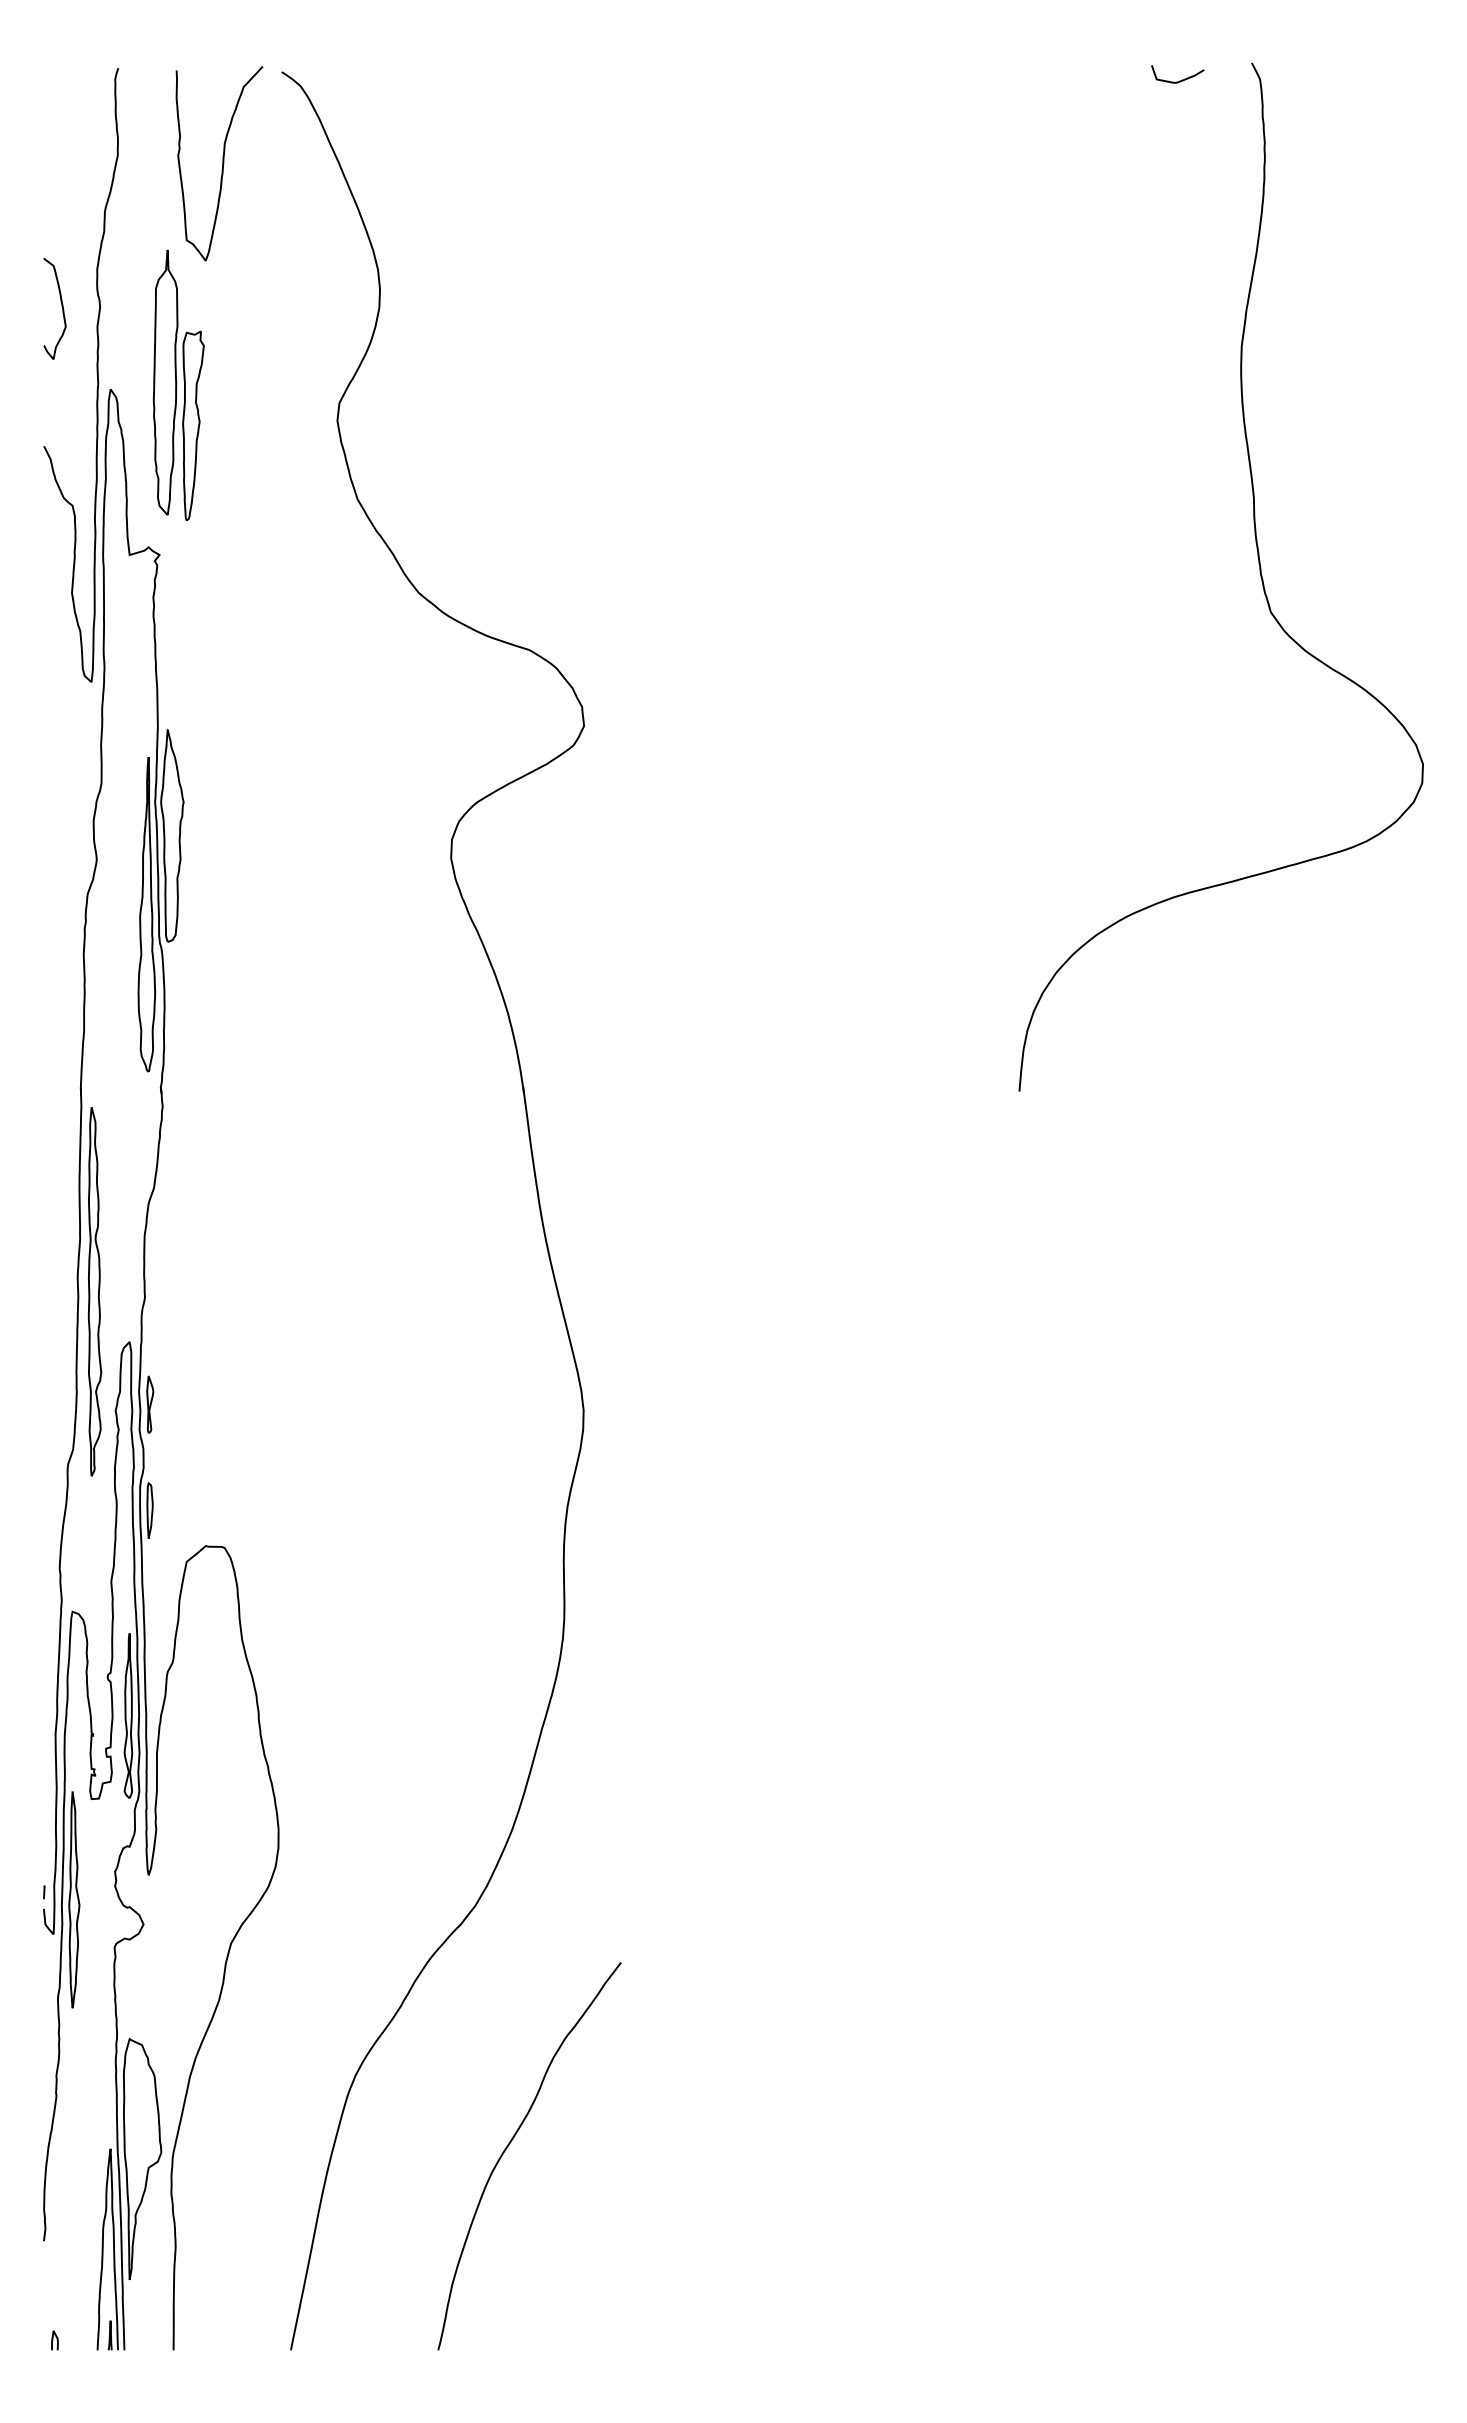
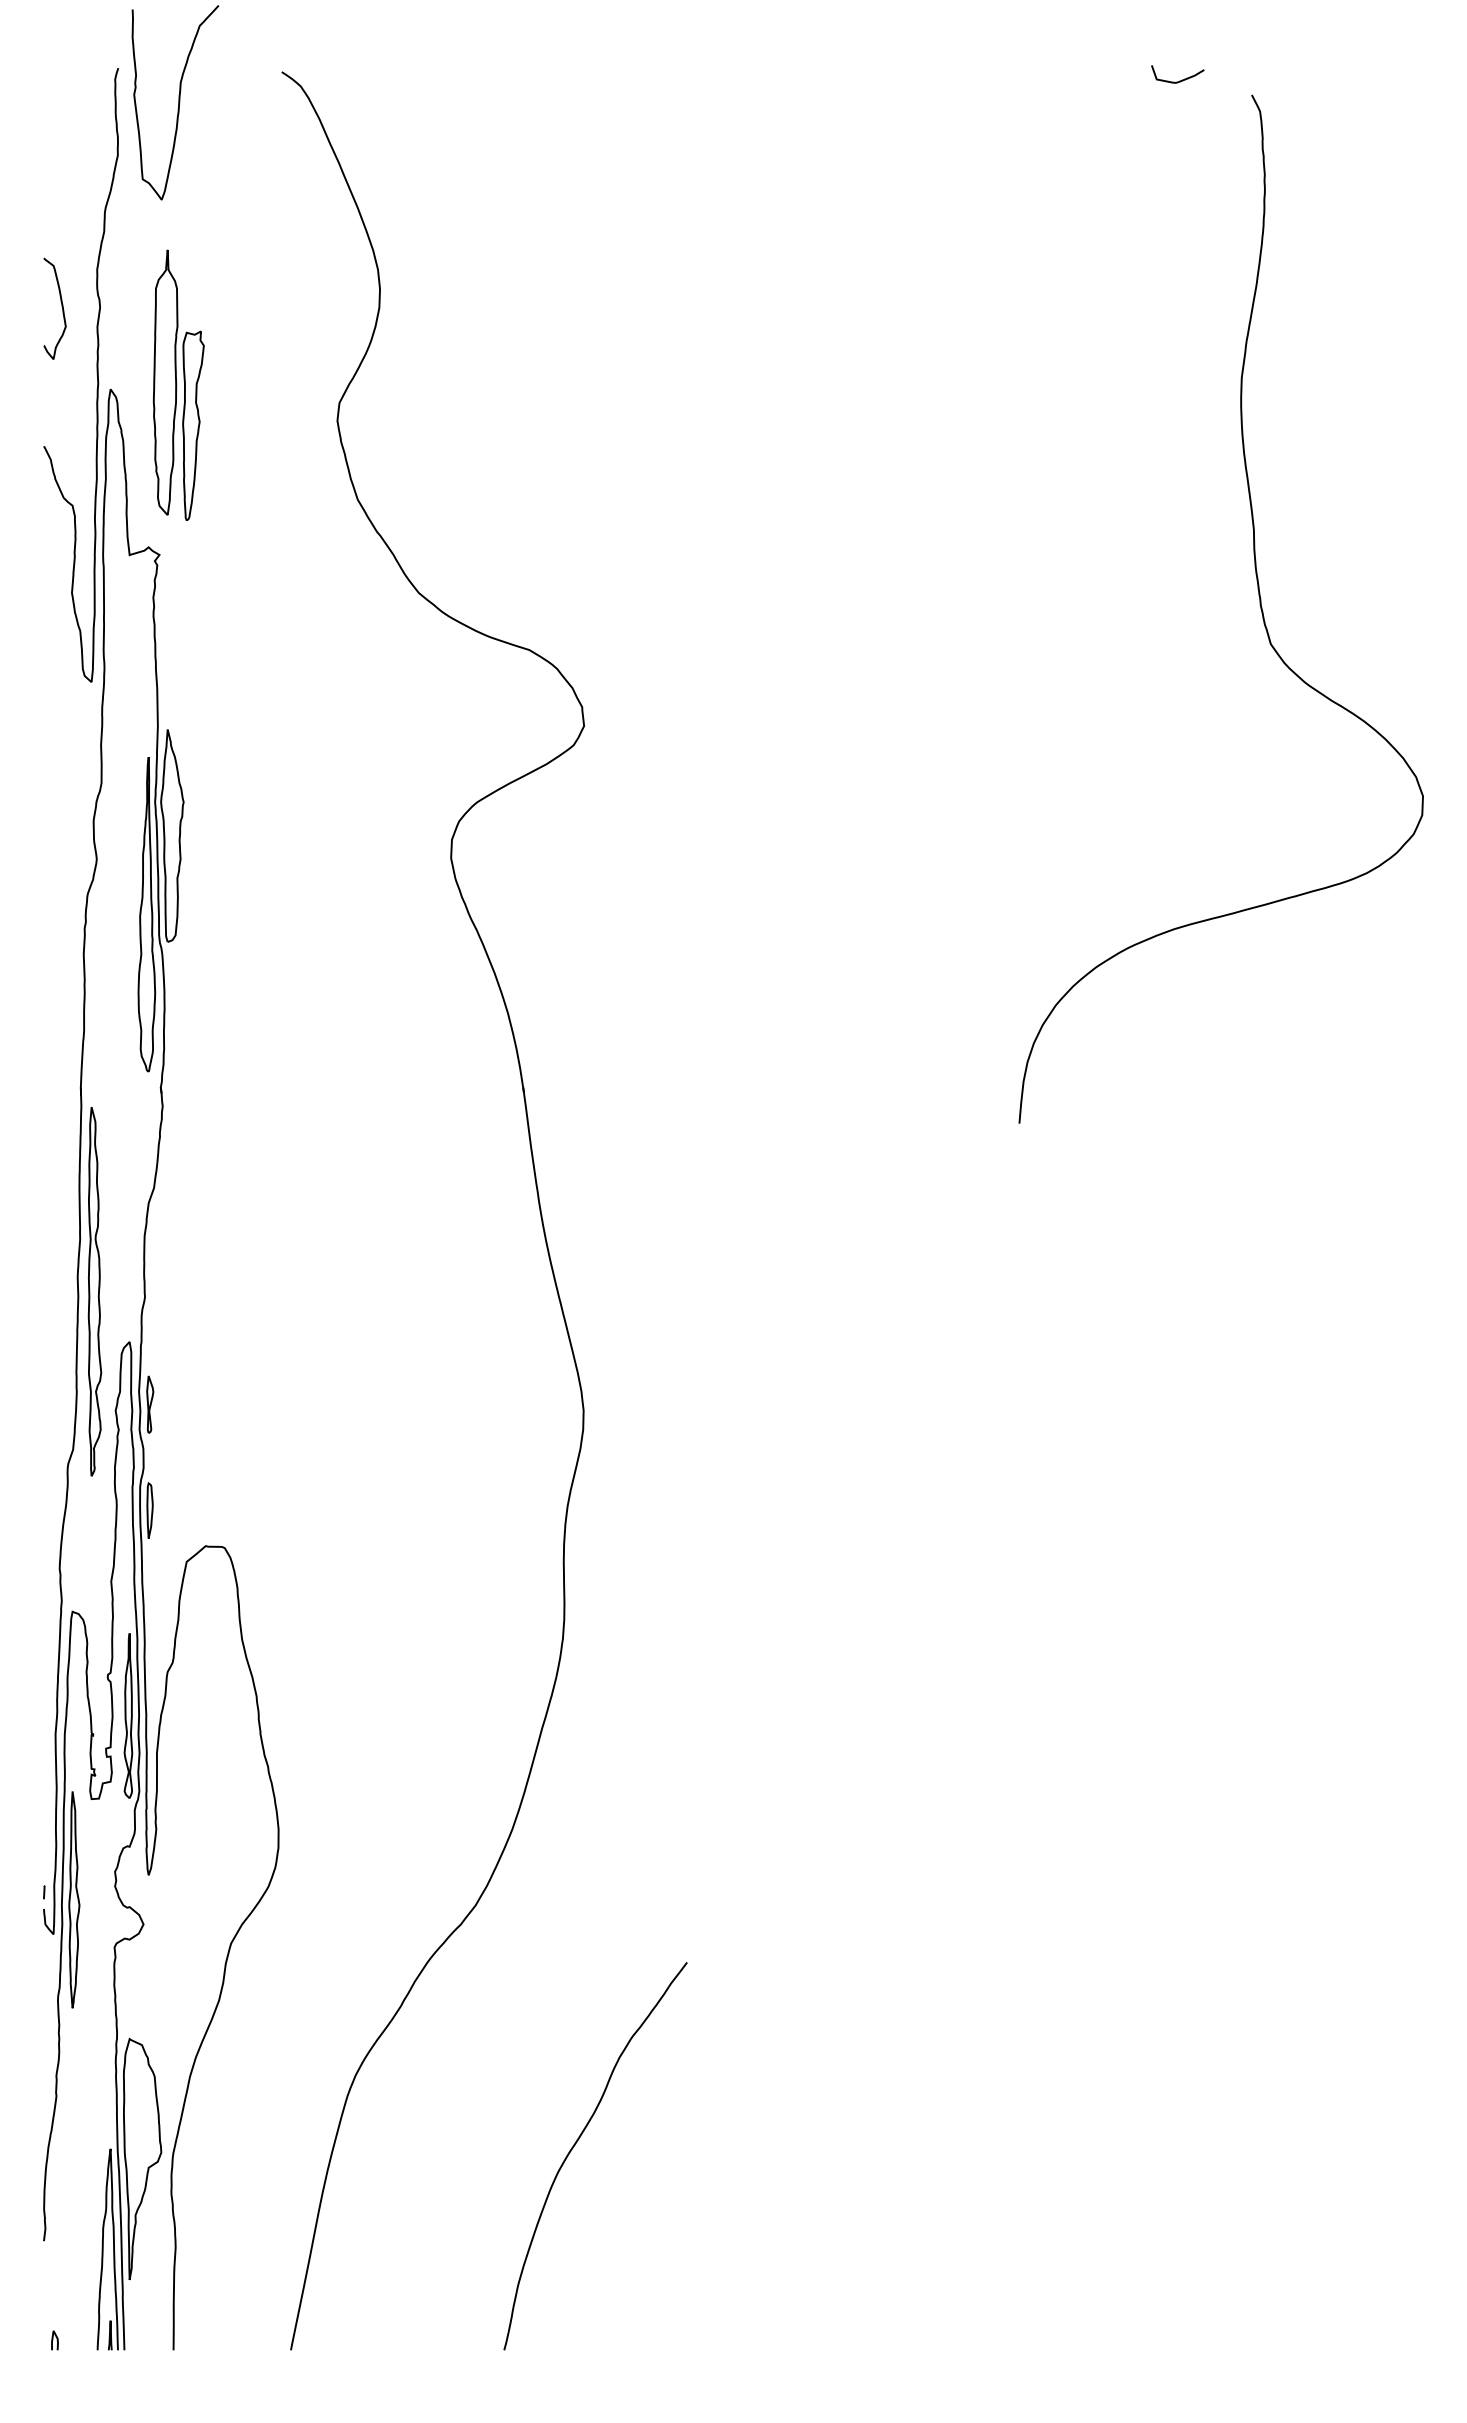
curve position: (222, 163) -> (178, 102) (178, 102)
curve position: (1259, 572) -> (1259, 604) (1259, 604)
curve position: (511, 2142) -> (577, 2142) (577, 2142)
